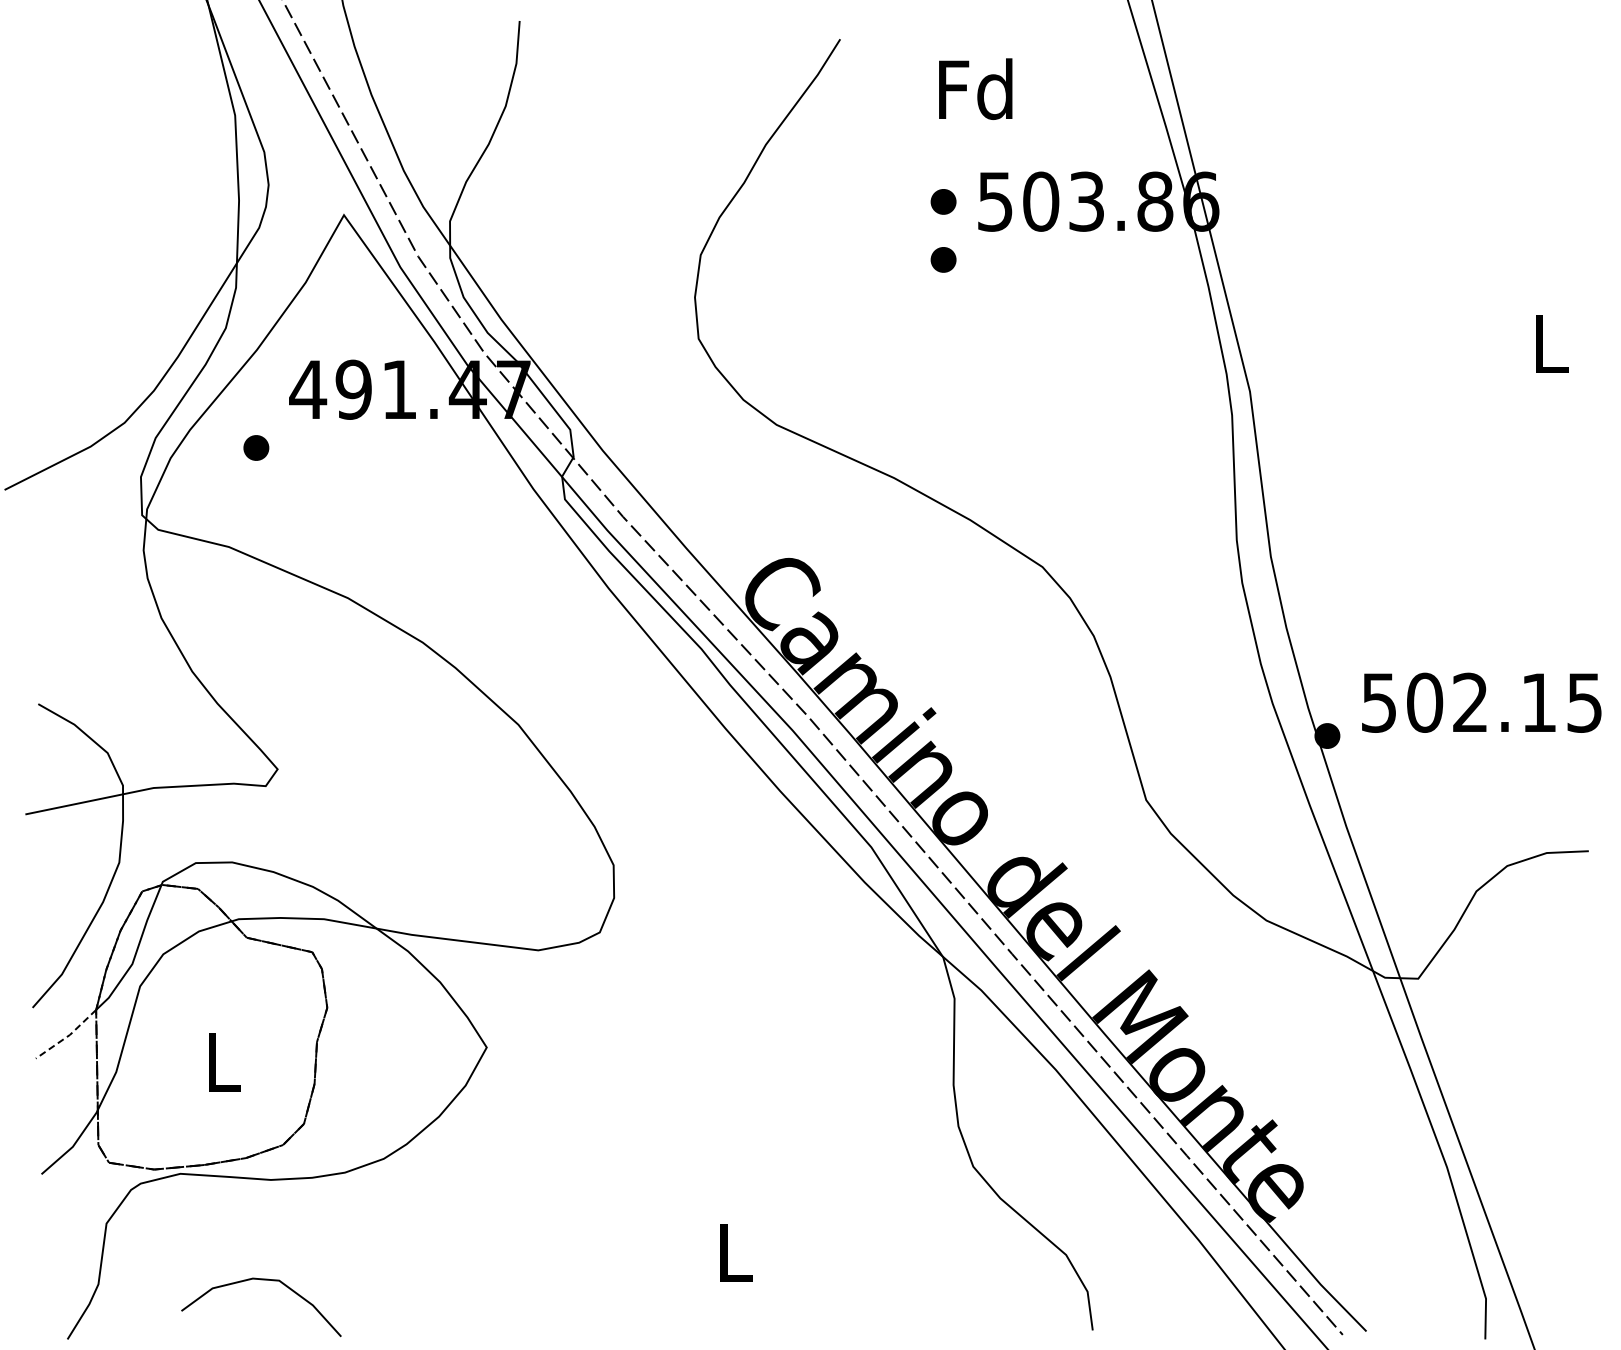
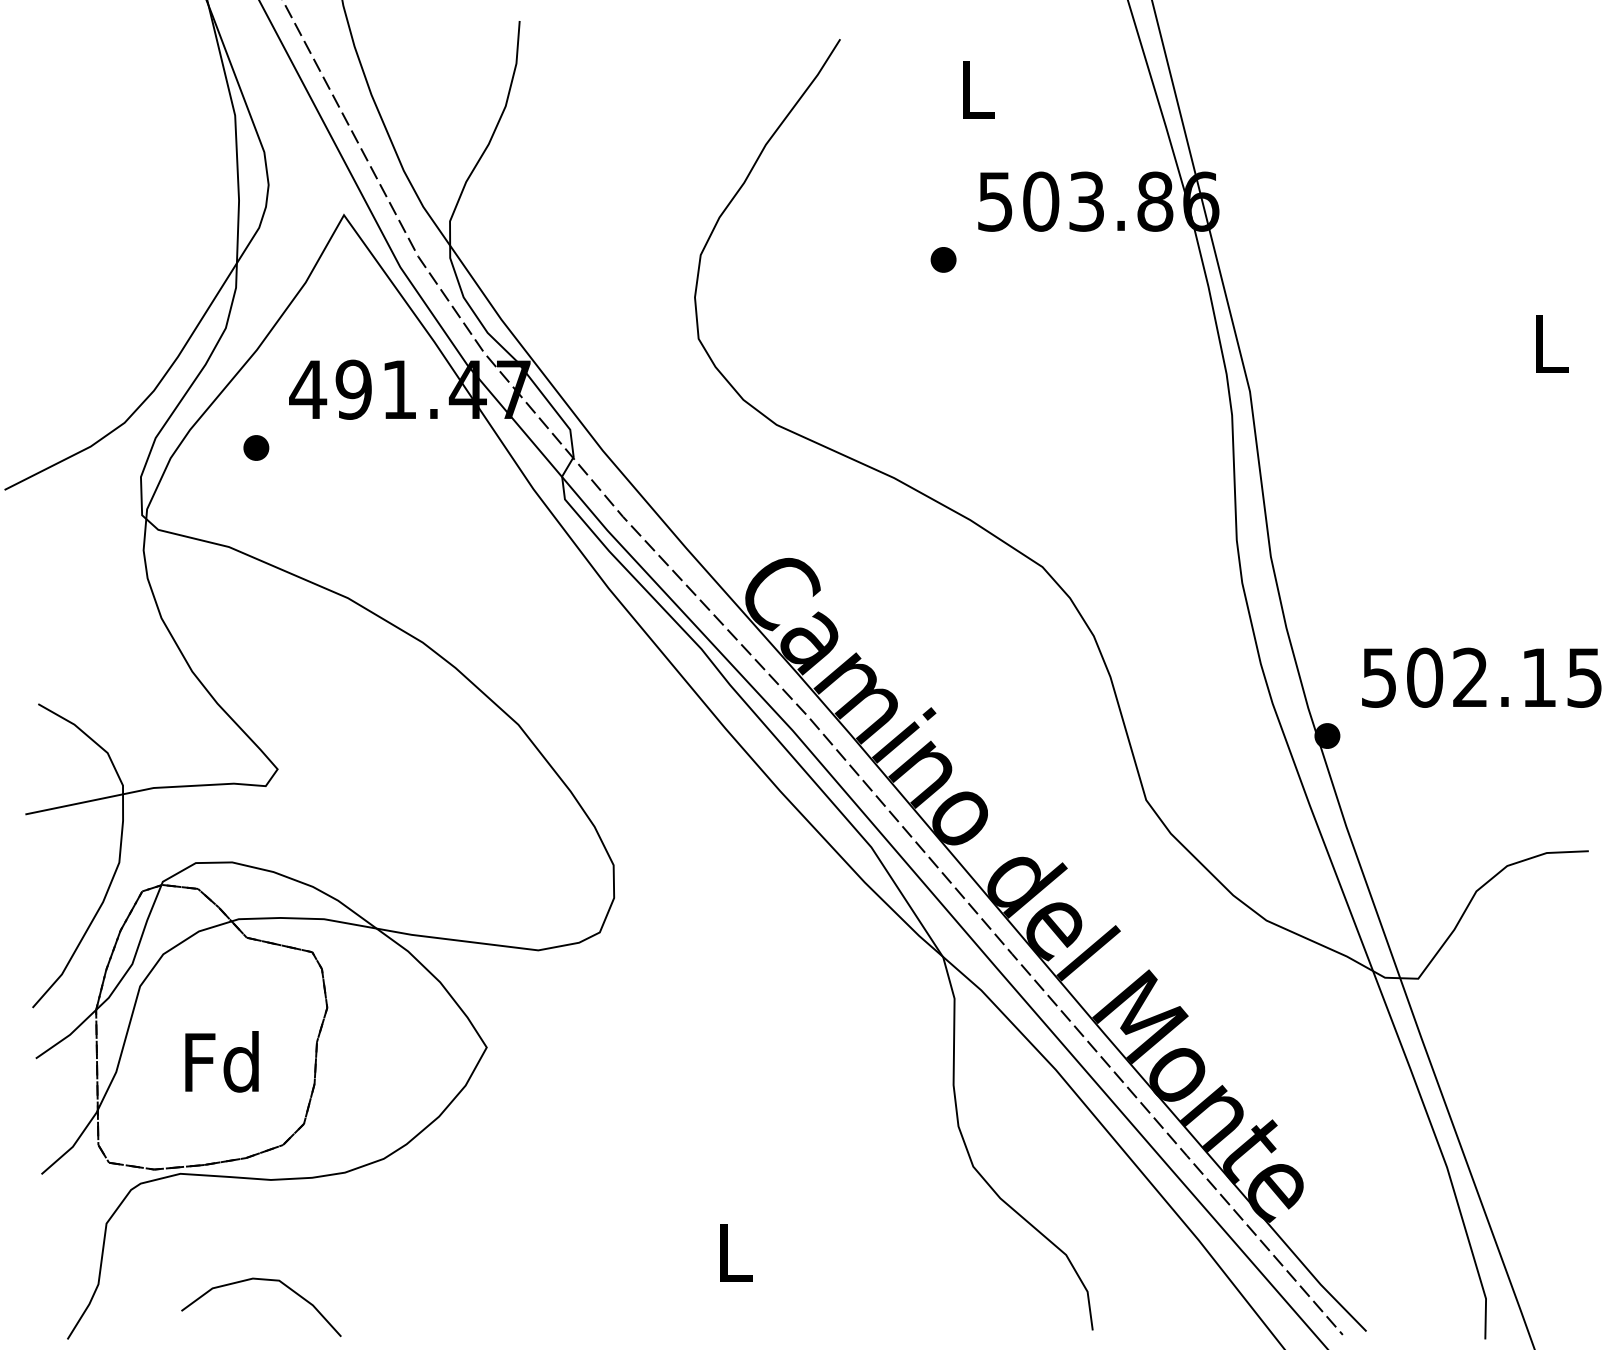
text: Fd -> L (975, 88)
part: present -> none (943, 201)
text position: (1481, 702) -> (1481, 677) (1481, 677)
line: dashed -> solid (68, 1036)
text: L -> Fd (221, 1061)
